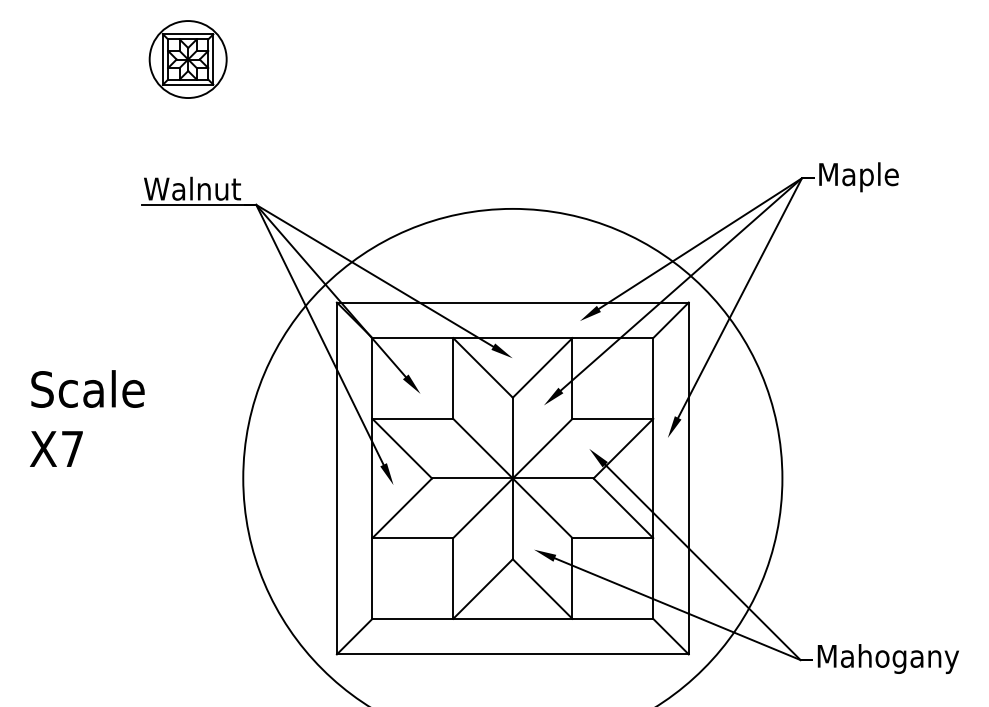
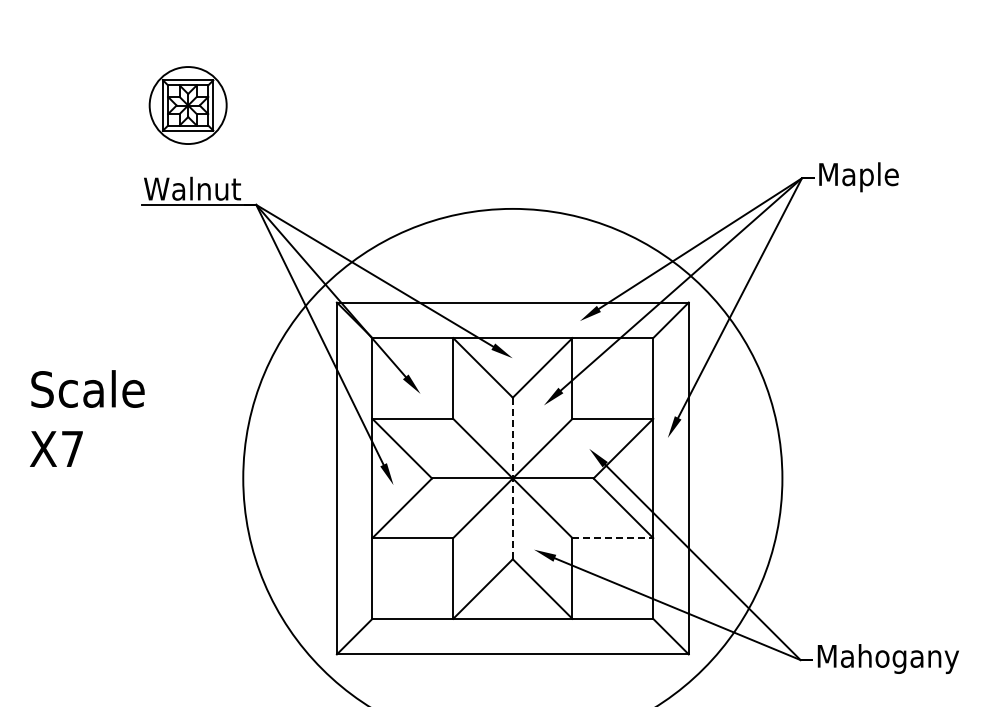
part position: (187, 59) -> (187, 105) (187, 105)
line: solid -> dashed (512, 478)
line: solid -> dashed (613, 538)
